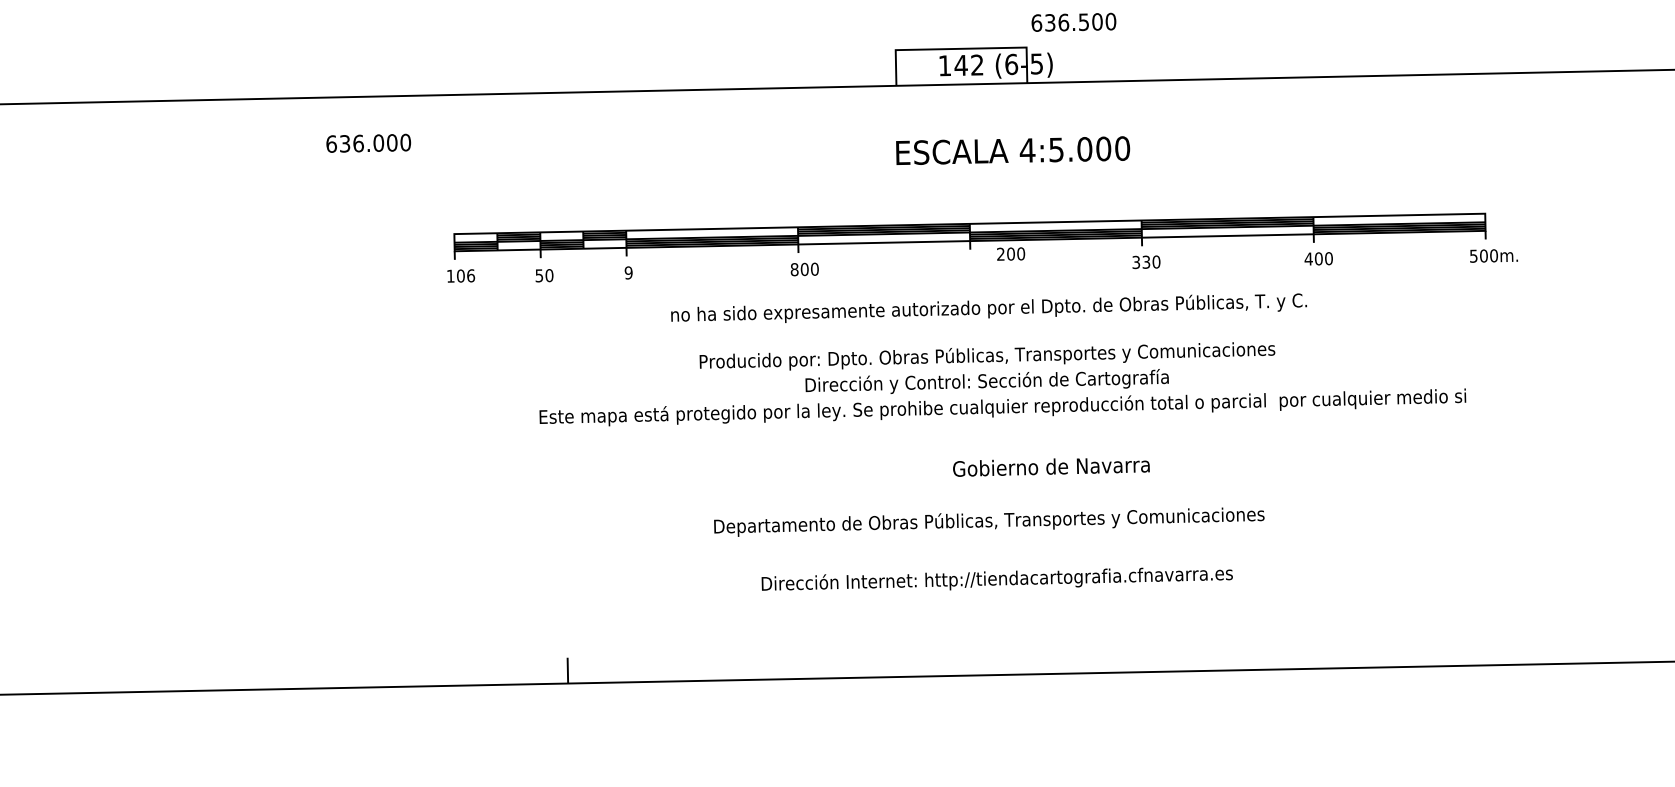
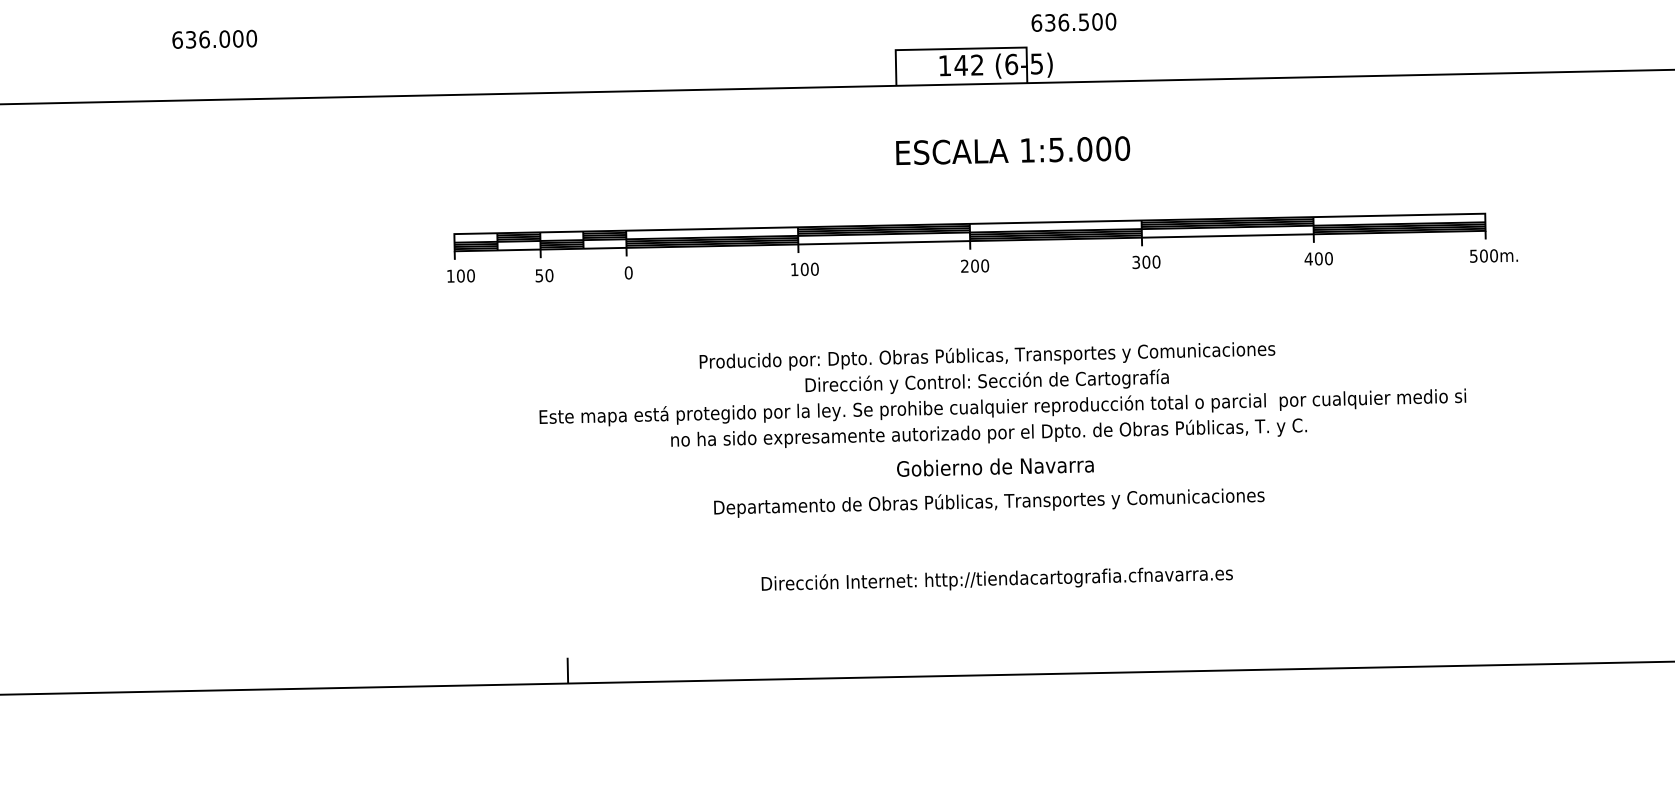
text position: (368, 142) -> (214, 38) (214, 38)
text: 4:5.000 -> 1:5.000 (1027, 150)
text position: (1011, 253) -> (975, 265) (975, 265)
text: 330 -> 300 (1146, 261)
text: 800 -> 100 (794, 269)
text: 9 -> 0 (628, 272)
text: 106 -> 100 (471, 275)
text position: (988, 307) -> (988, 432) (988, 432)
text position: (1051, 467) -> (995, 467) (995, 467)
text position: (989, 521) -> (989, 502) (989, 502)
